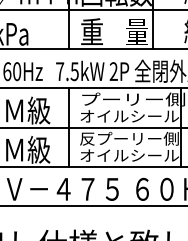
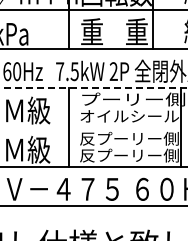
text: 量 -> 重 (136, 30)
line: solid -> dashed (94, 88)
line: present -> none (93, 127)
text: オイルシール -> 反プーリー側 (129, 155)
